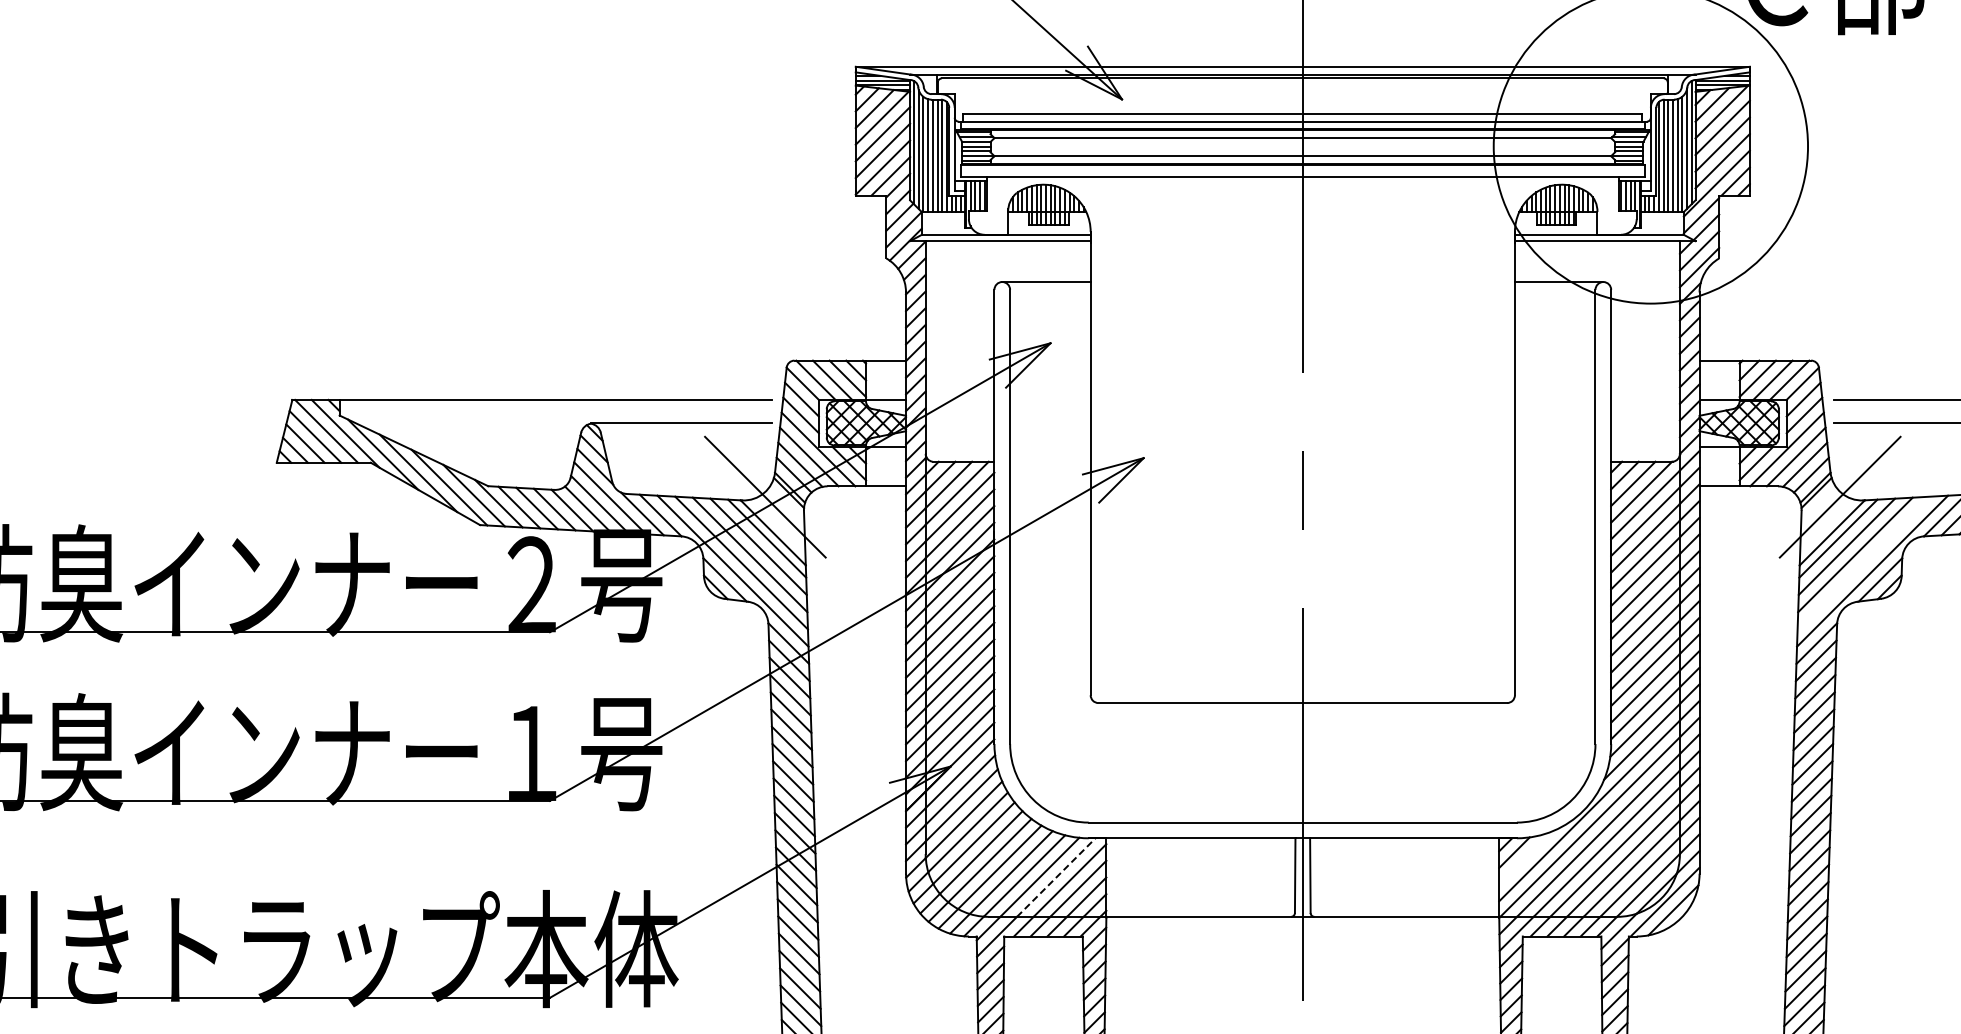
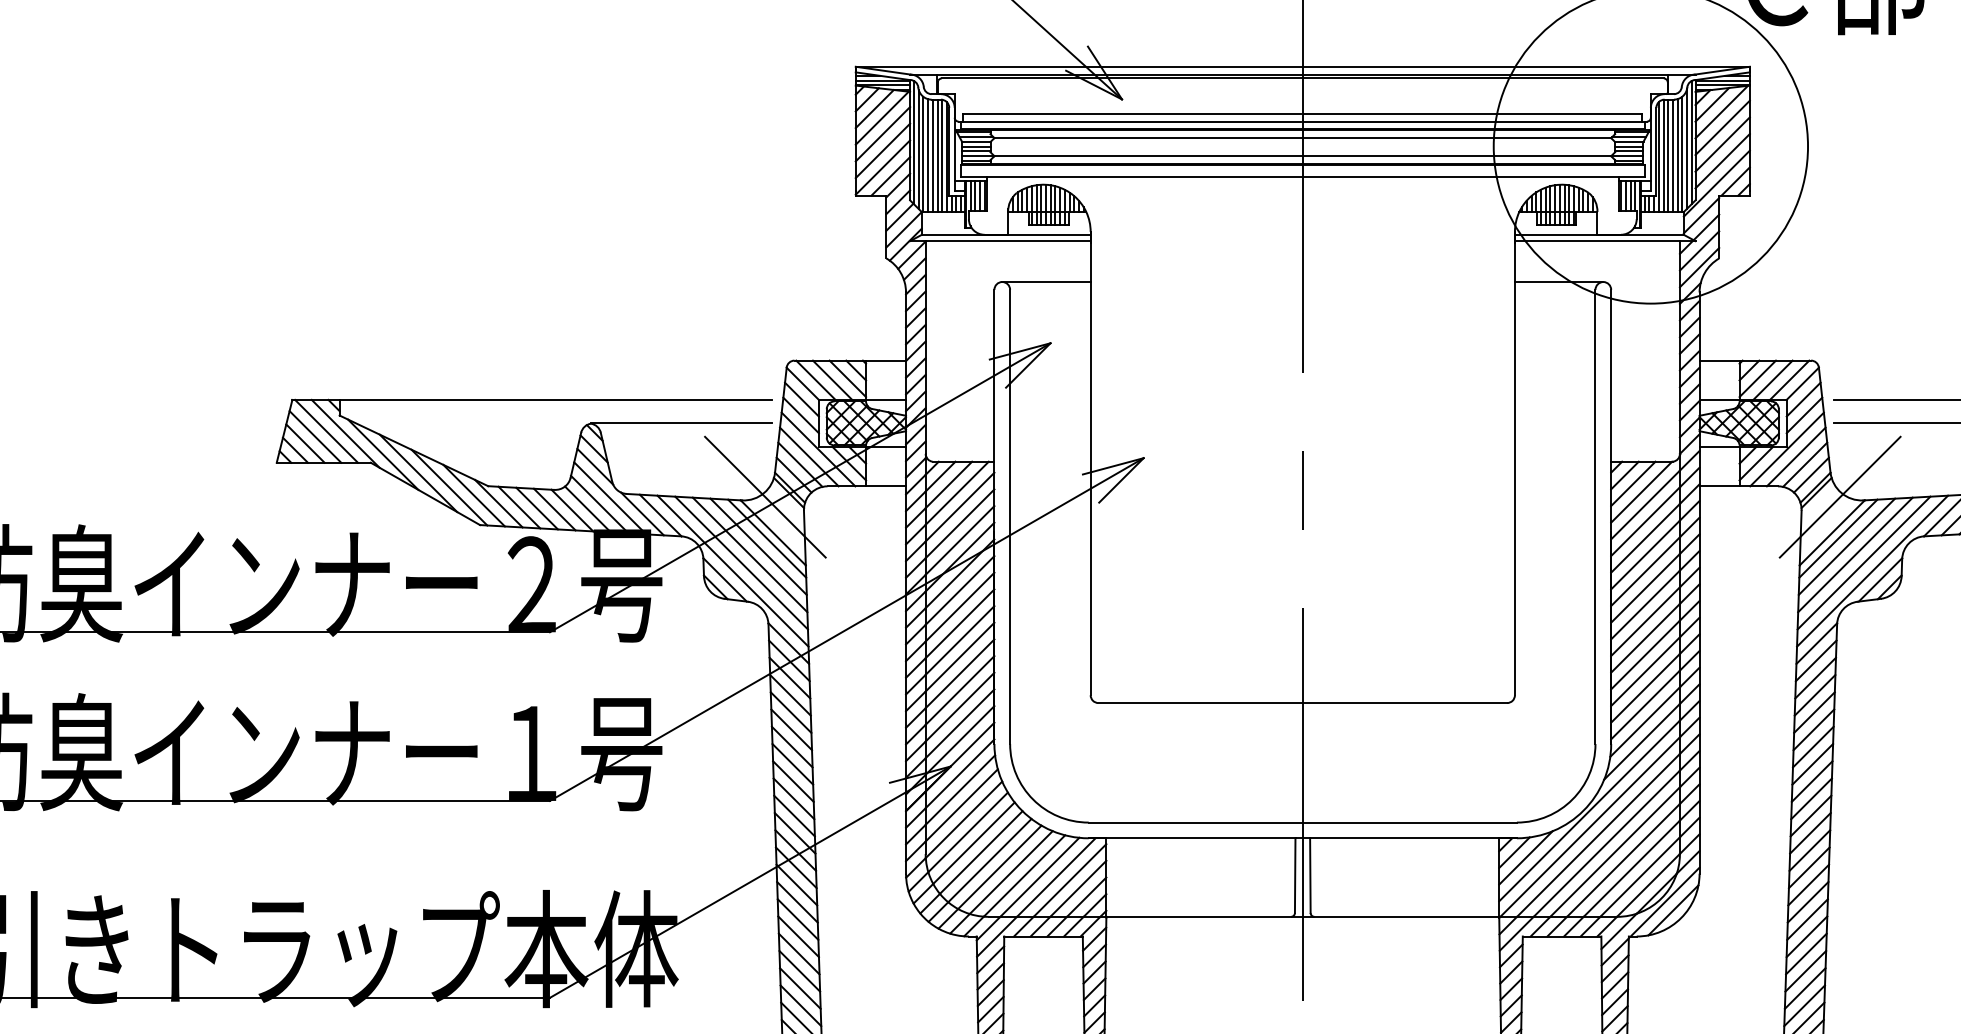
line: none -> present (1863, 562)
line: none -> present (1525, 857)
line: dashed -> solid (1056, 877)
